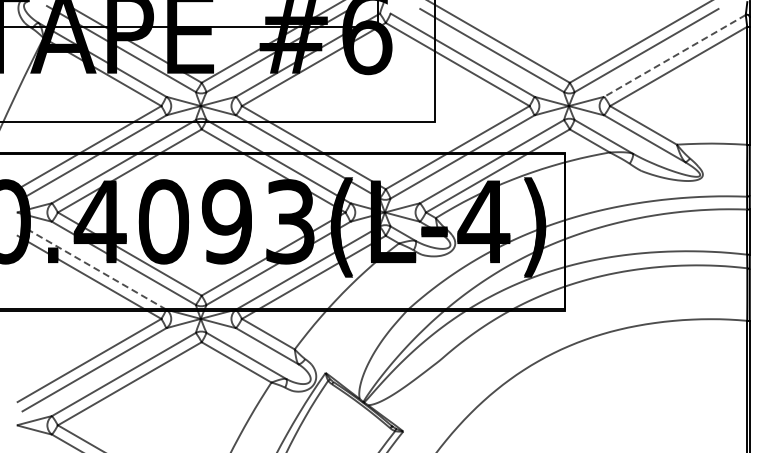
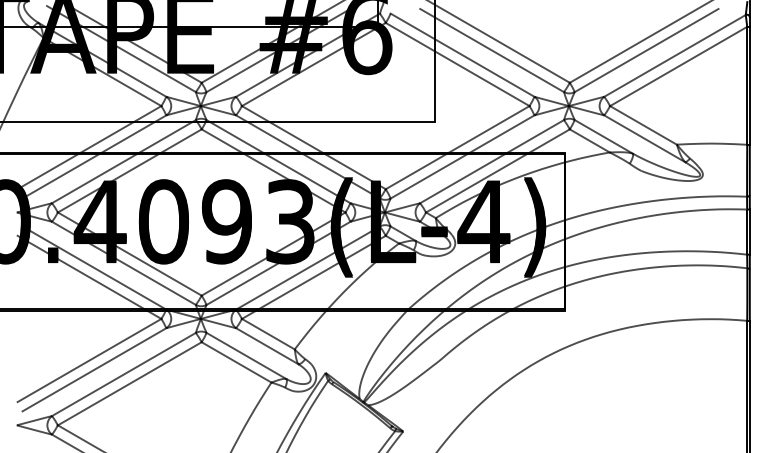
line: dashed -> solid (675, 55)
line: dashed -> solid (94, 267)
